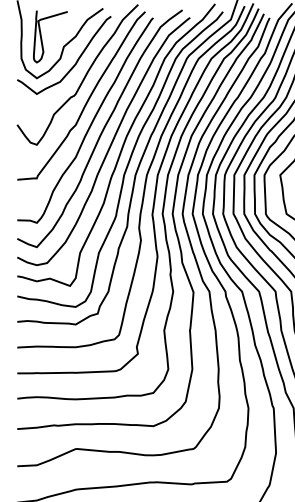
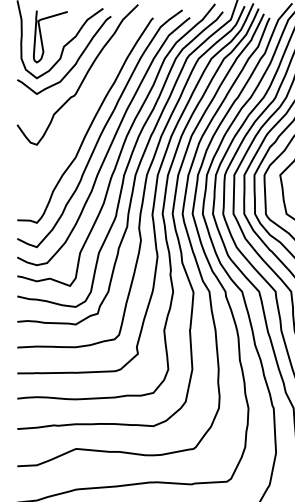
curve: present -> none (87, 99)
